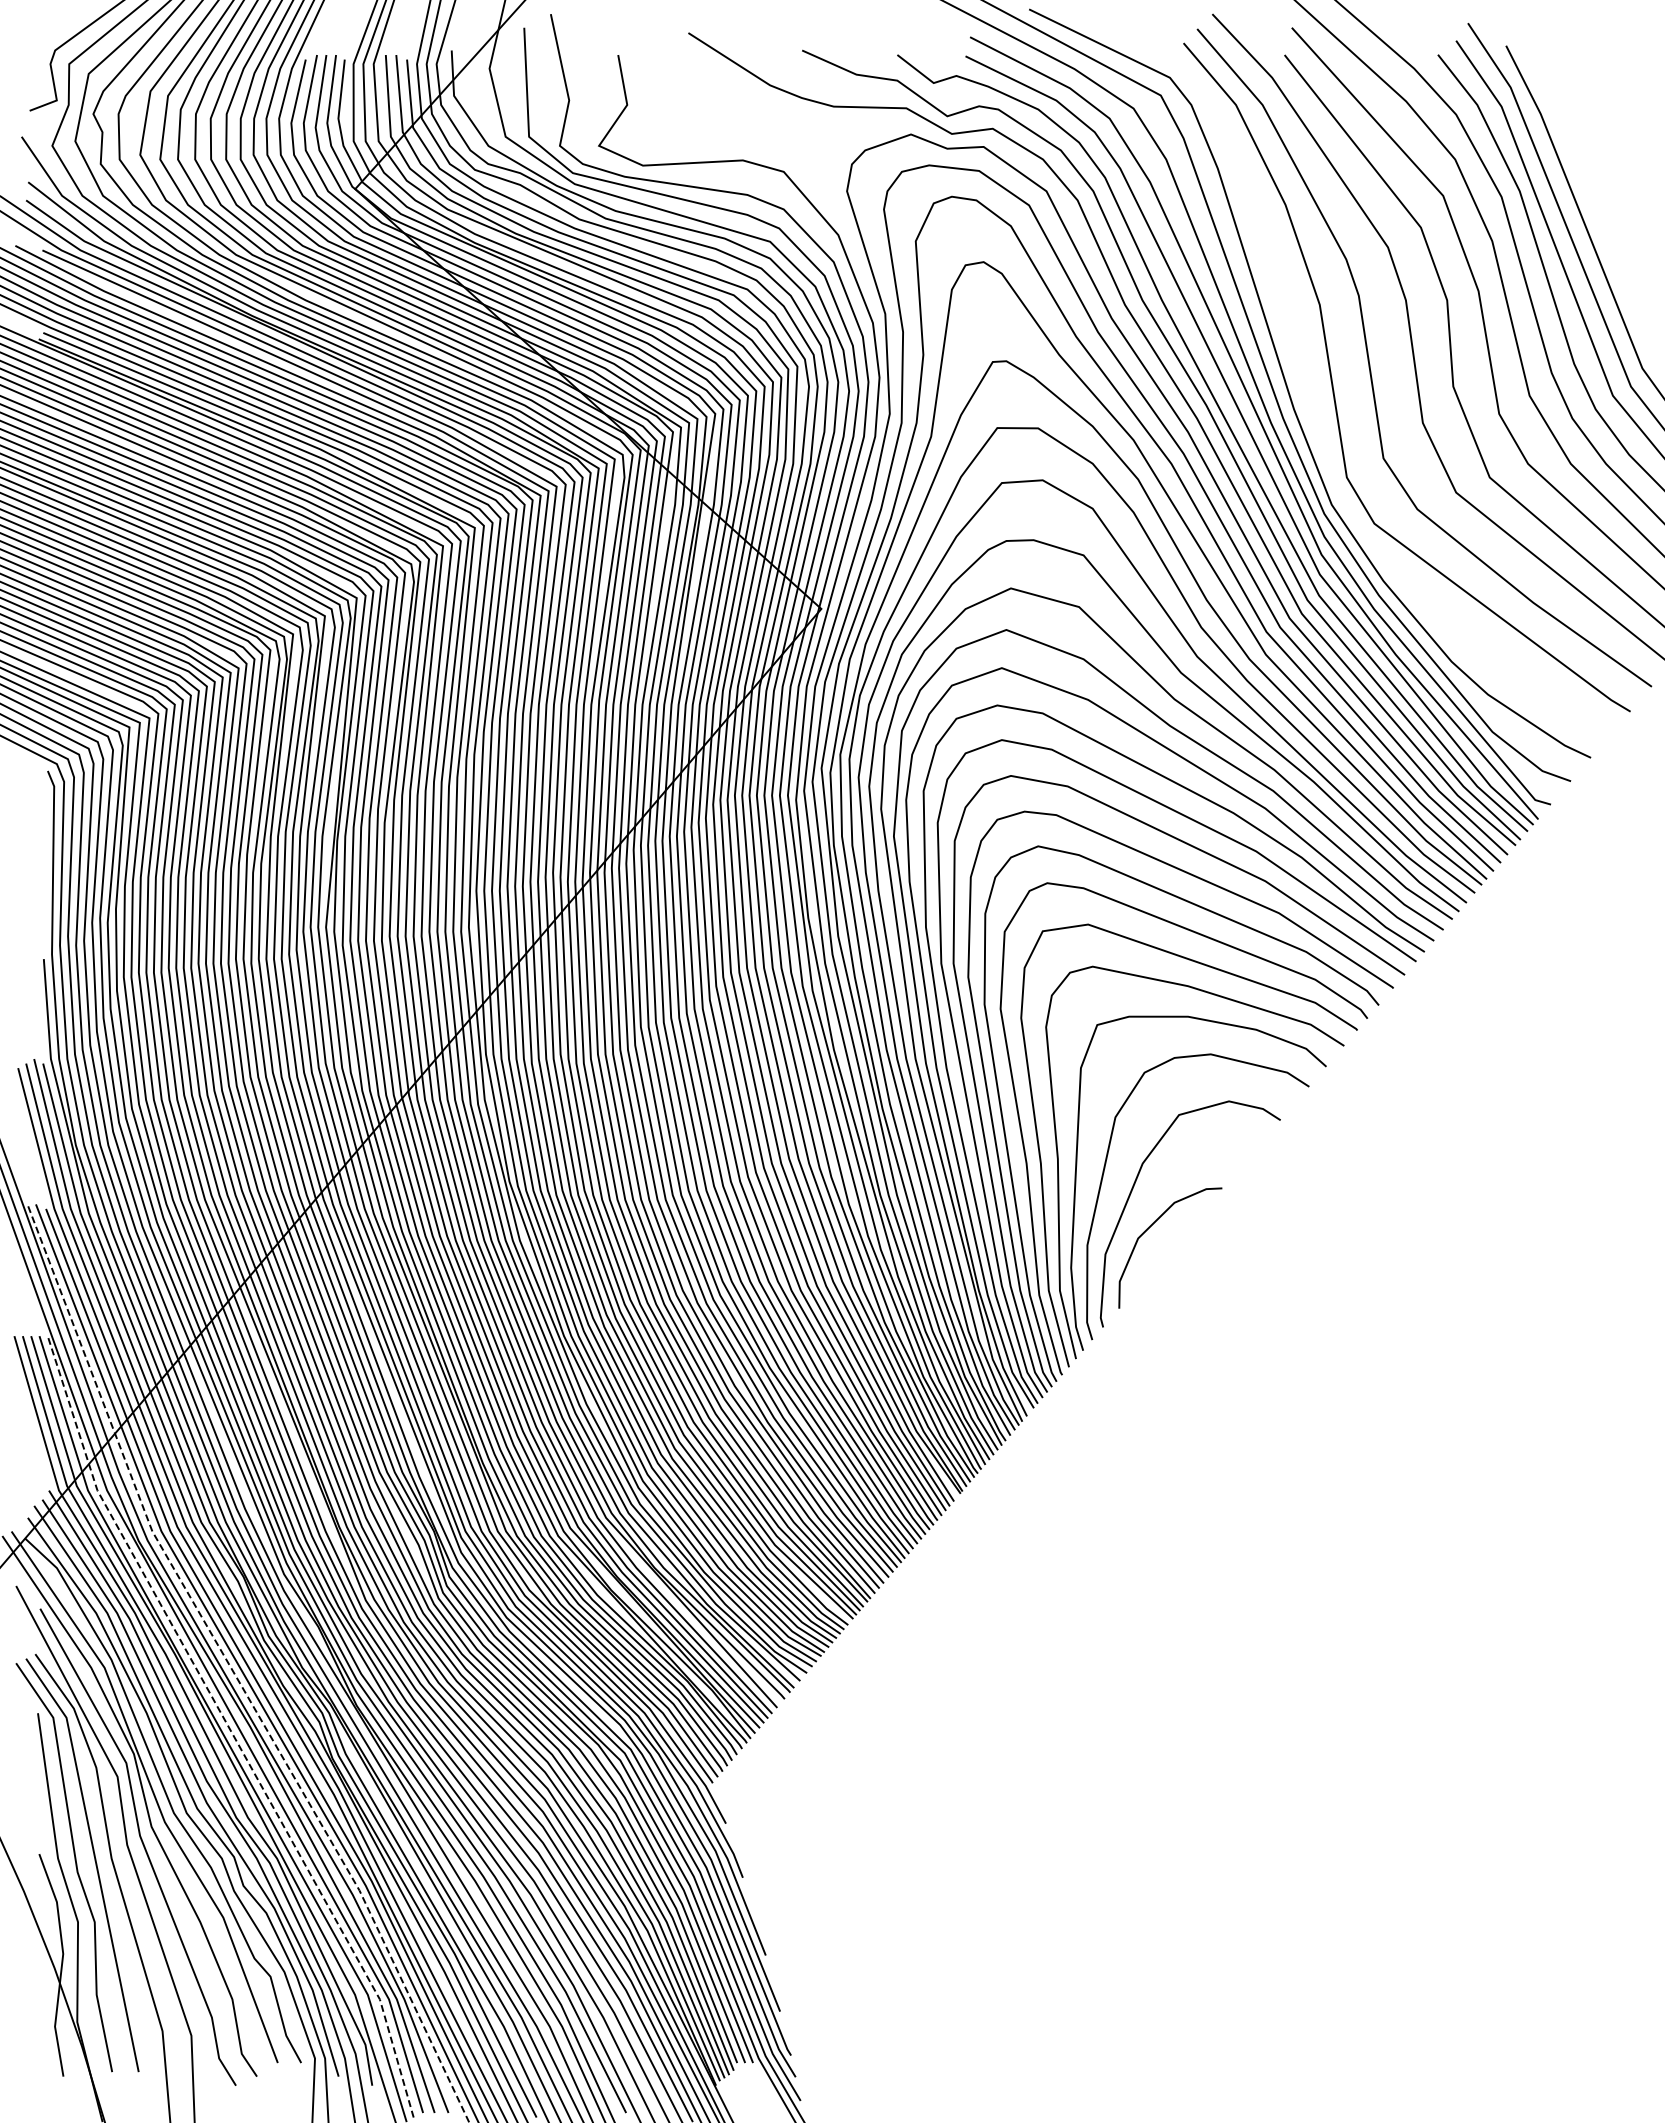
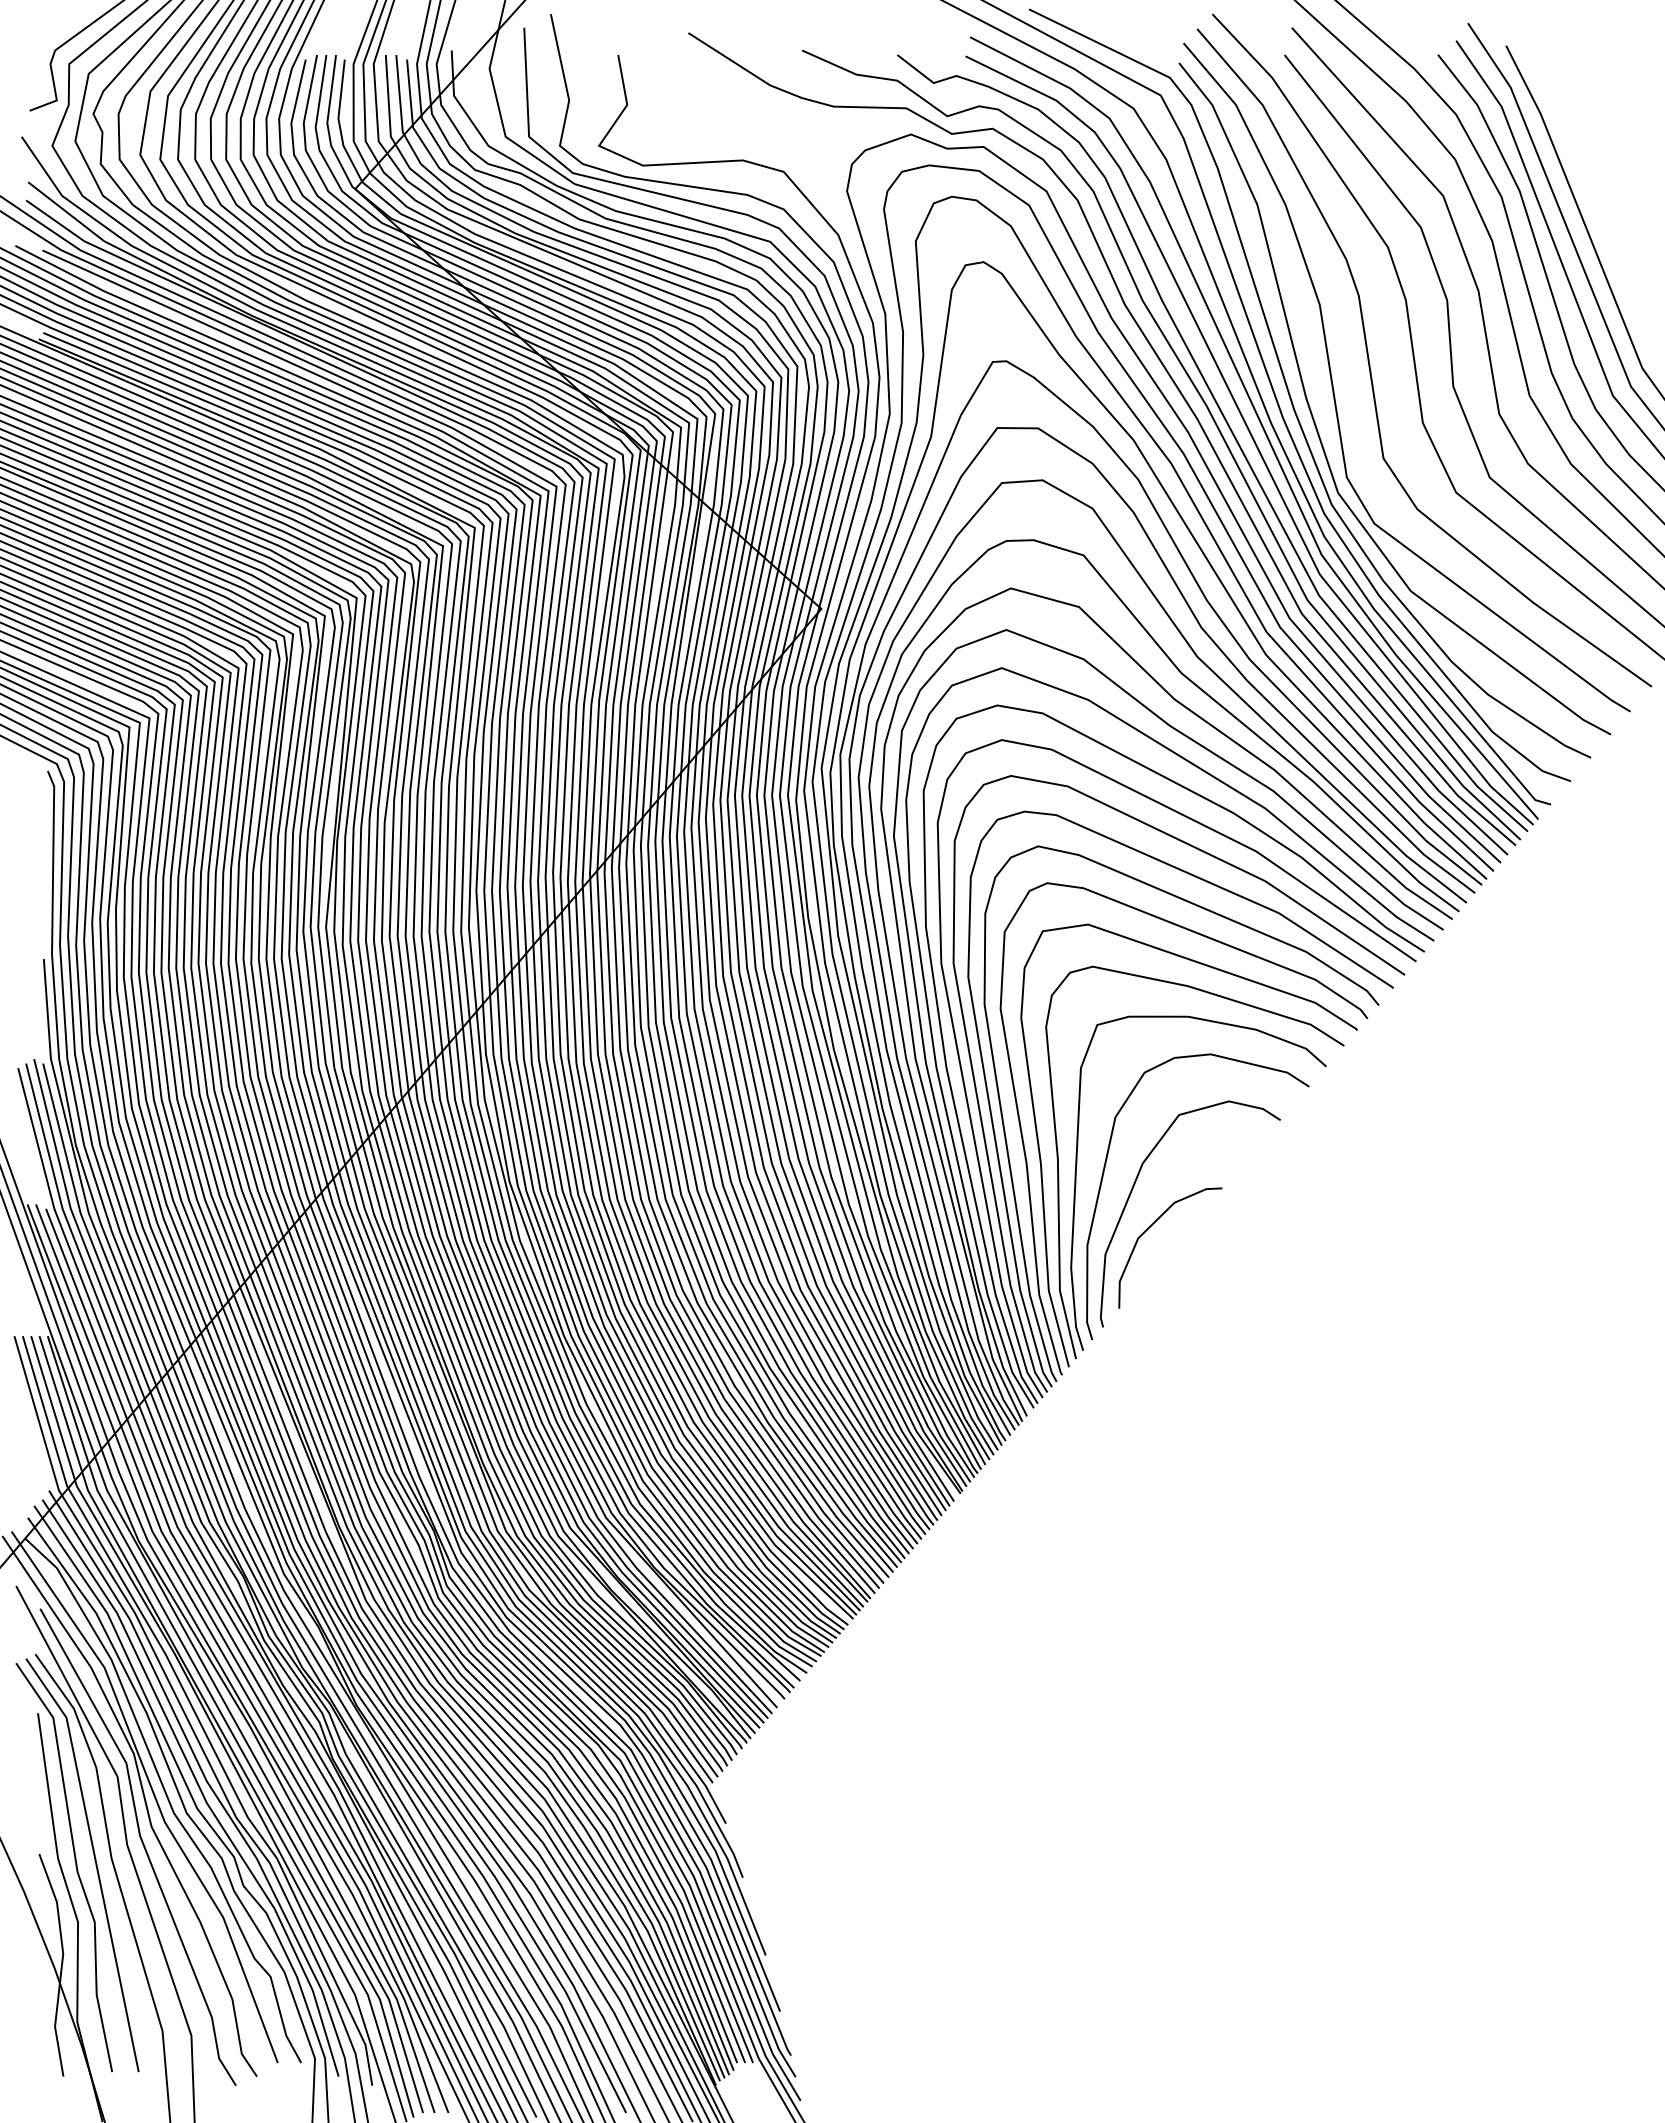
curve: none -> present (1318, 430)
line: dashed -> solid (232, 1669)
line: dashed -> solid (229, 1727)
